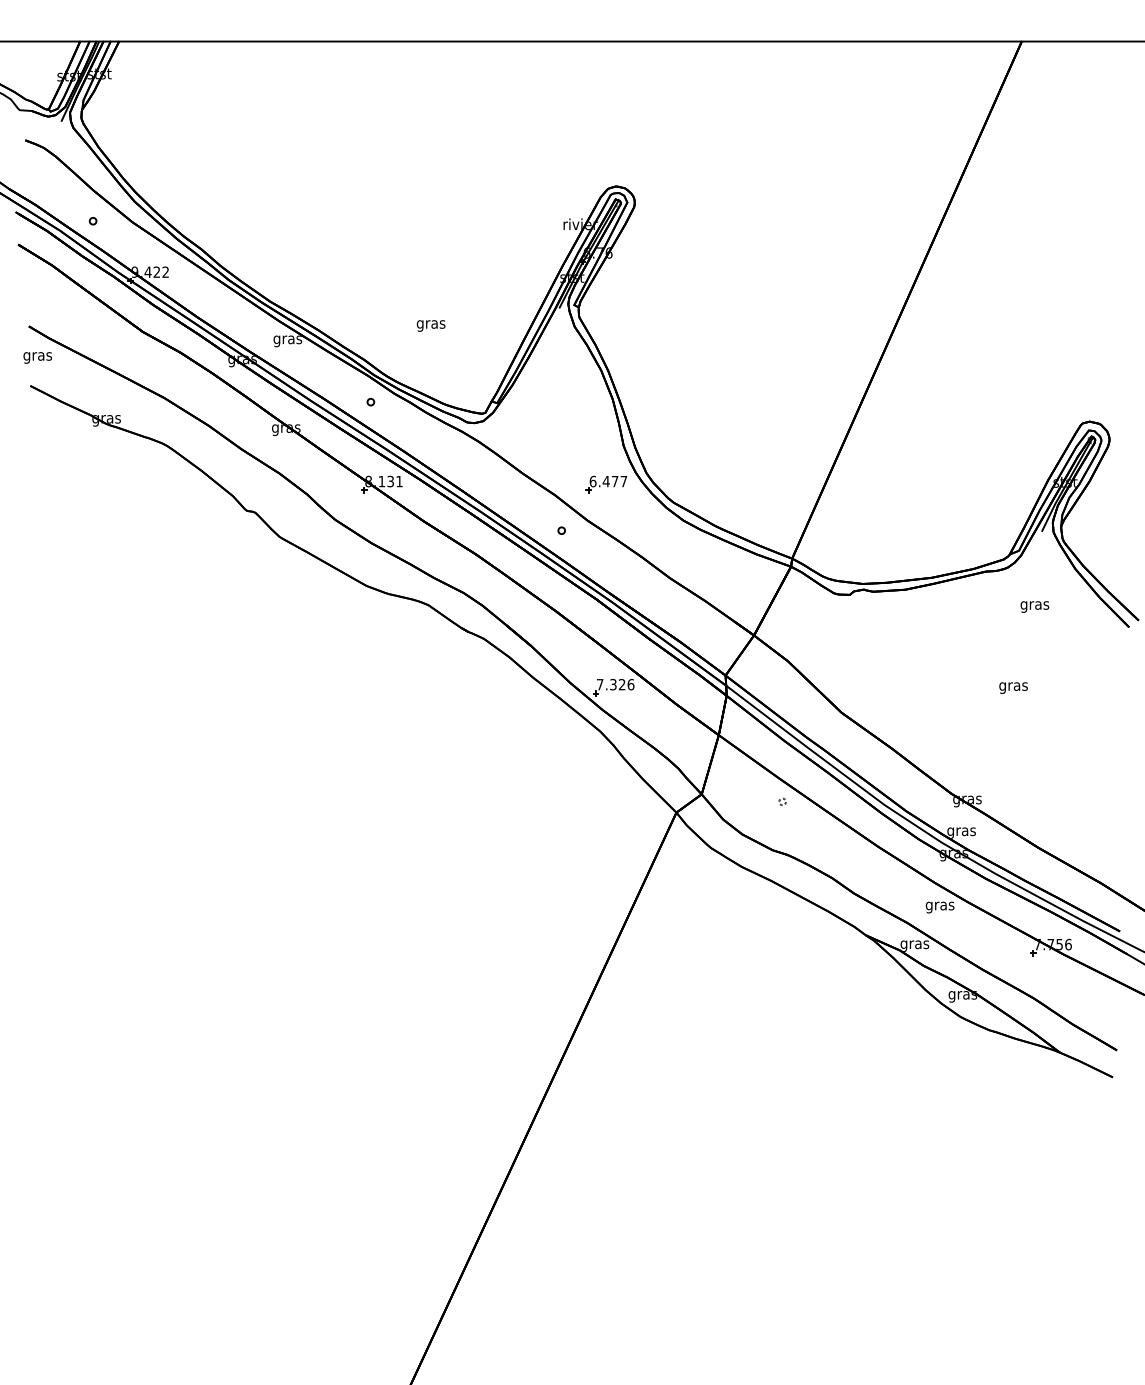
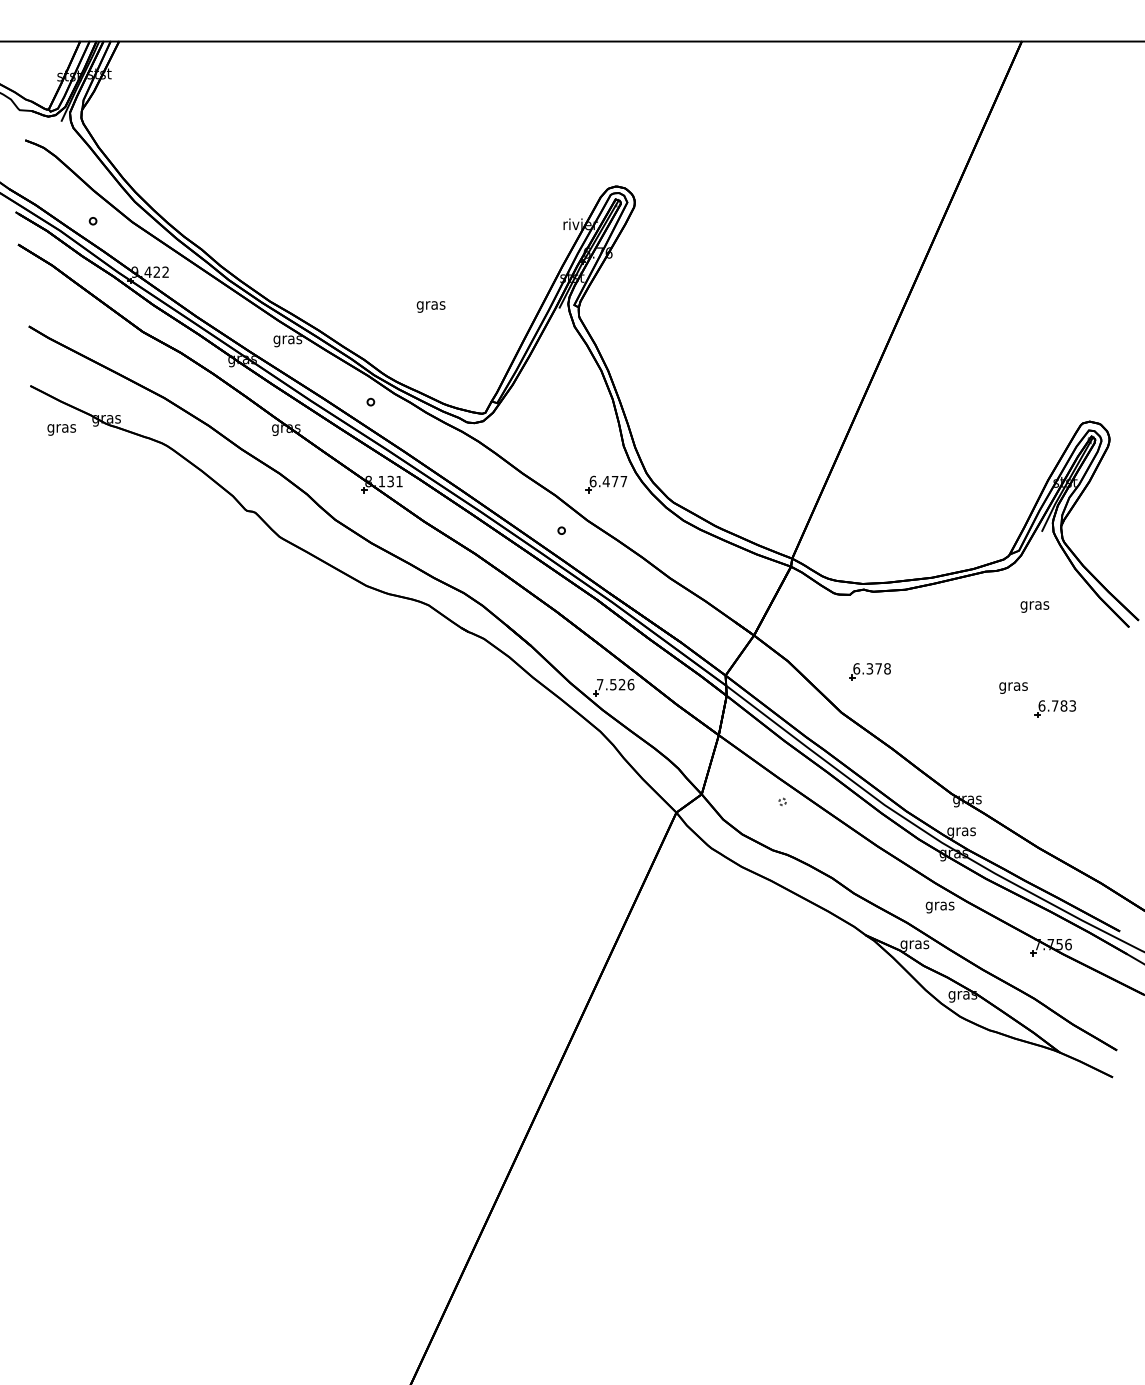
text position: (430, 325) -> (430, 306) (430, 306)
text position: (37, 357) -> (61, 429) (61, 429)
part: none -> present (869, 671)
text: 7.326 -> 7.526 (613, 684)
part: none -> present (1055, 708)
